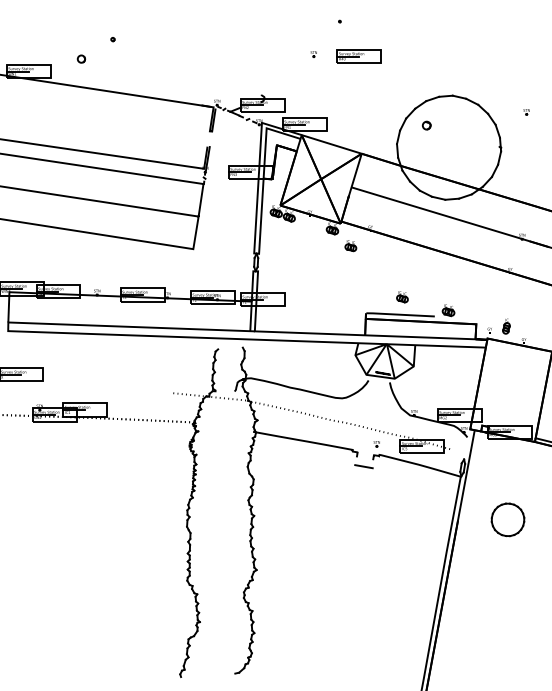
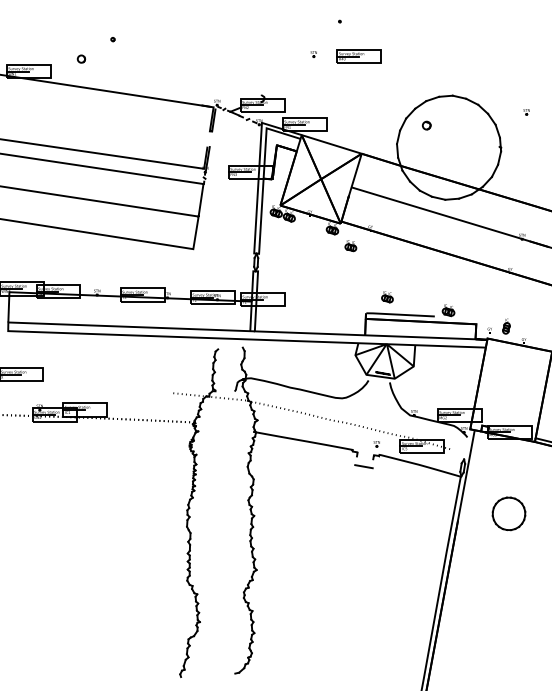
part position: (402, 297) -> (387, 297) (387, 297)
part position: (507, 519) -> (508, 513) (508, 513)
